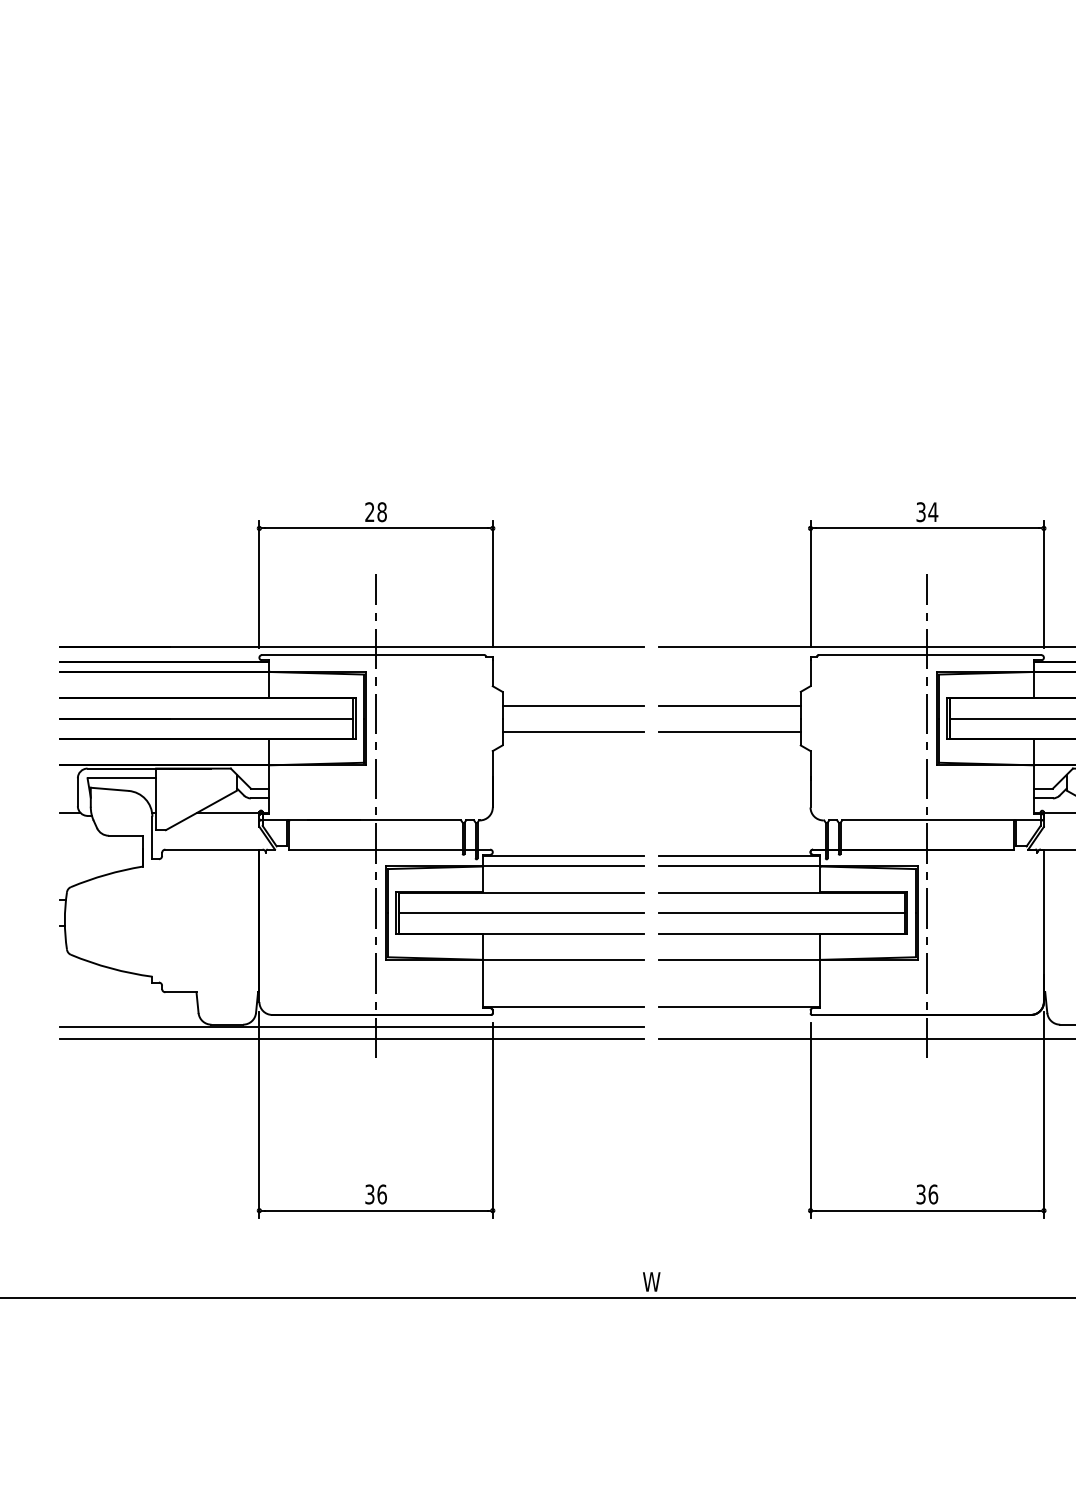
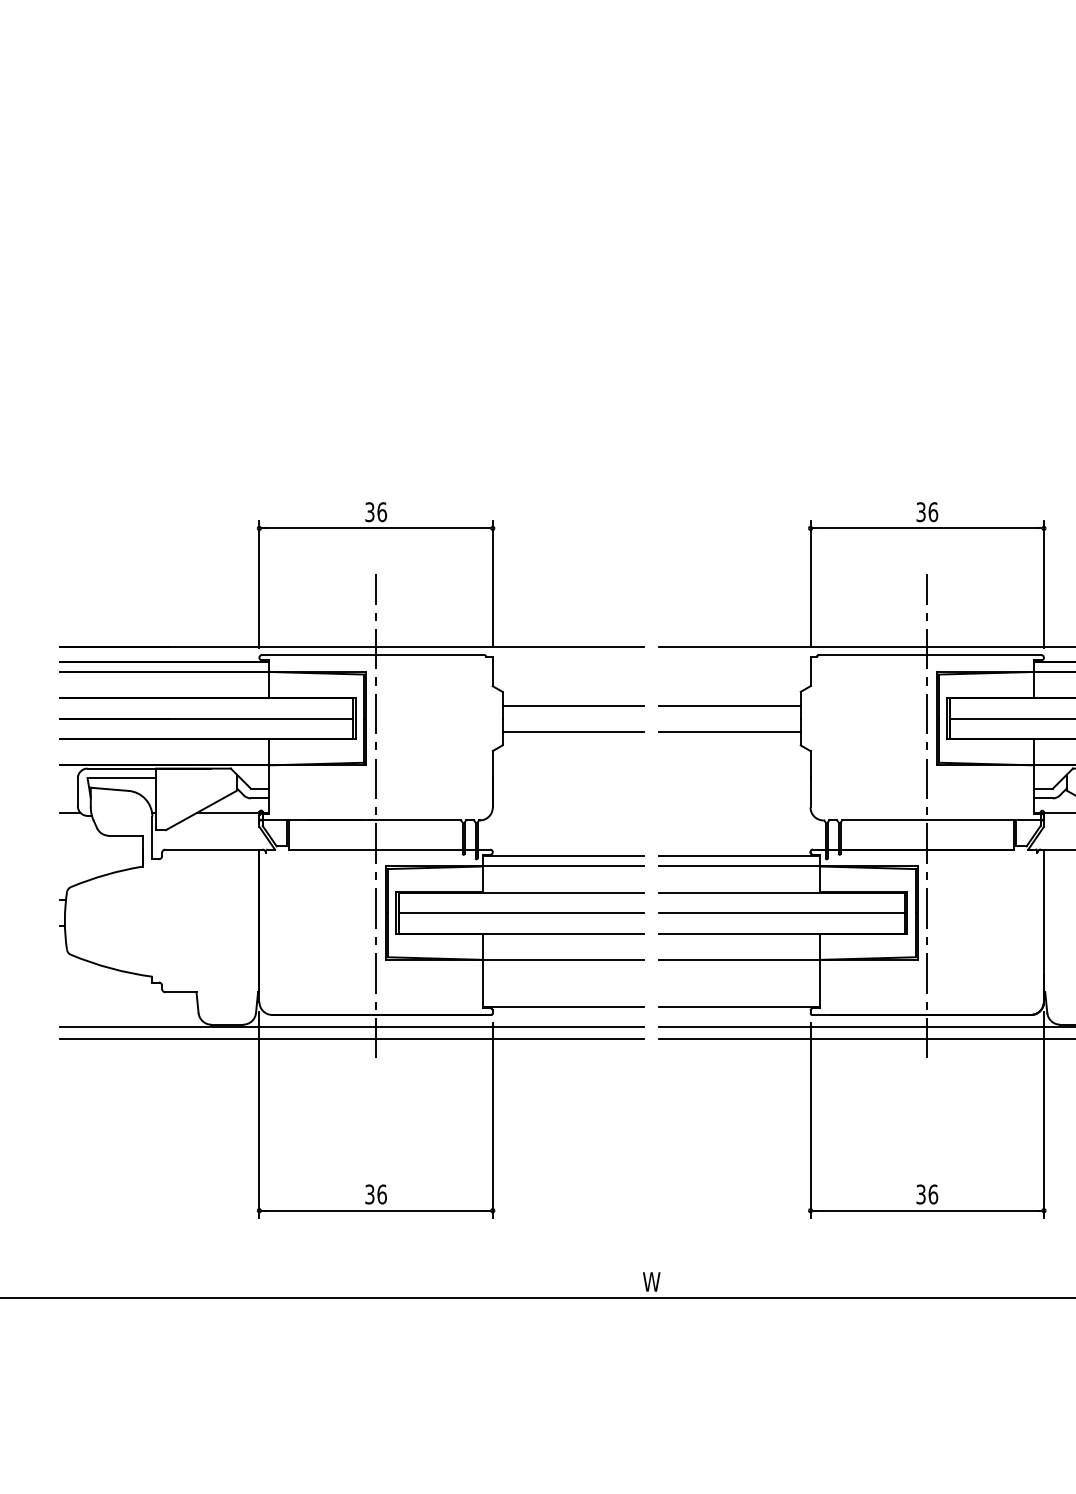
text: 28 -> 36 (375, 512)
text: 34 -> 36 (933, 512)
line: none -> present (865, 1027)
